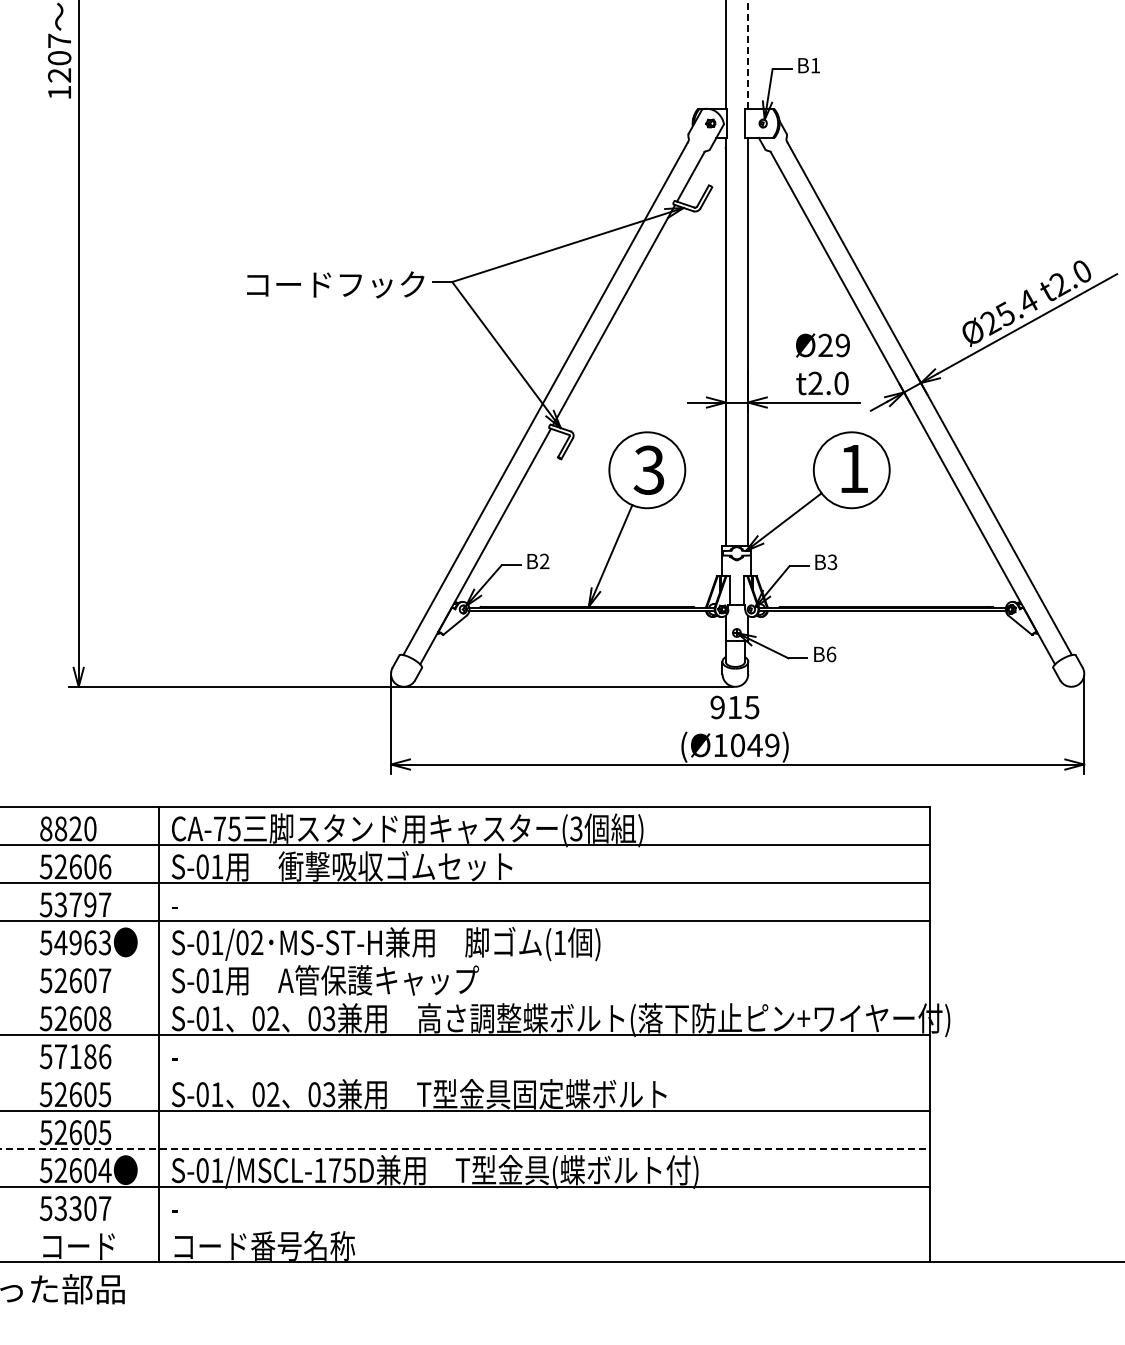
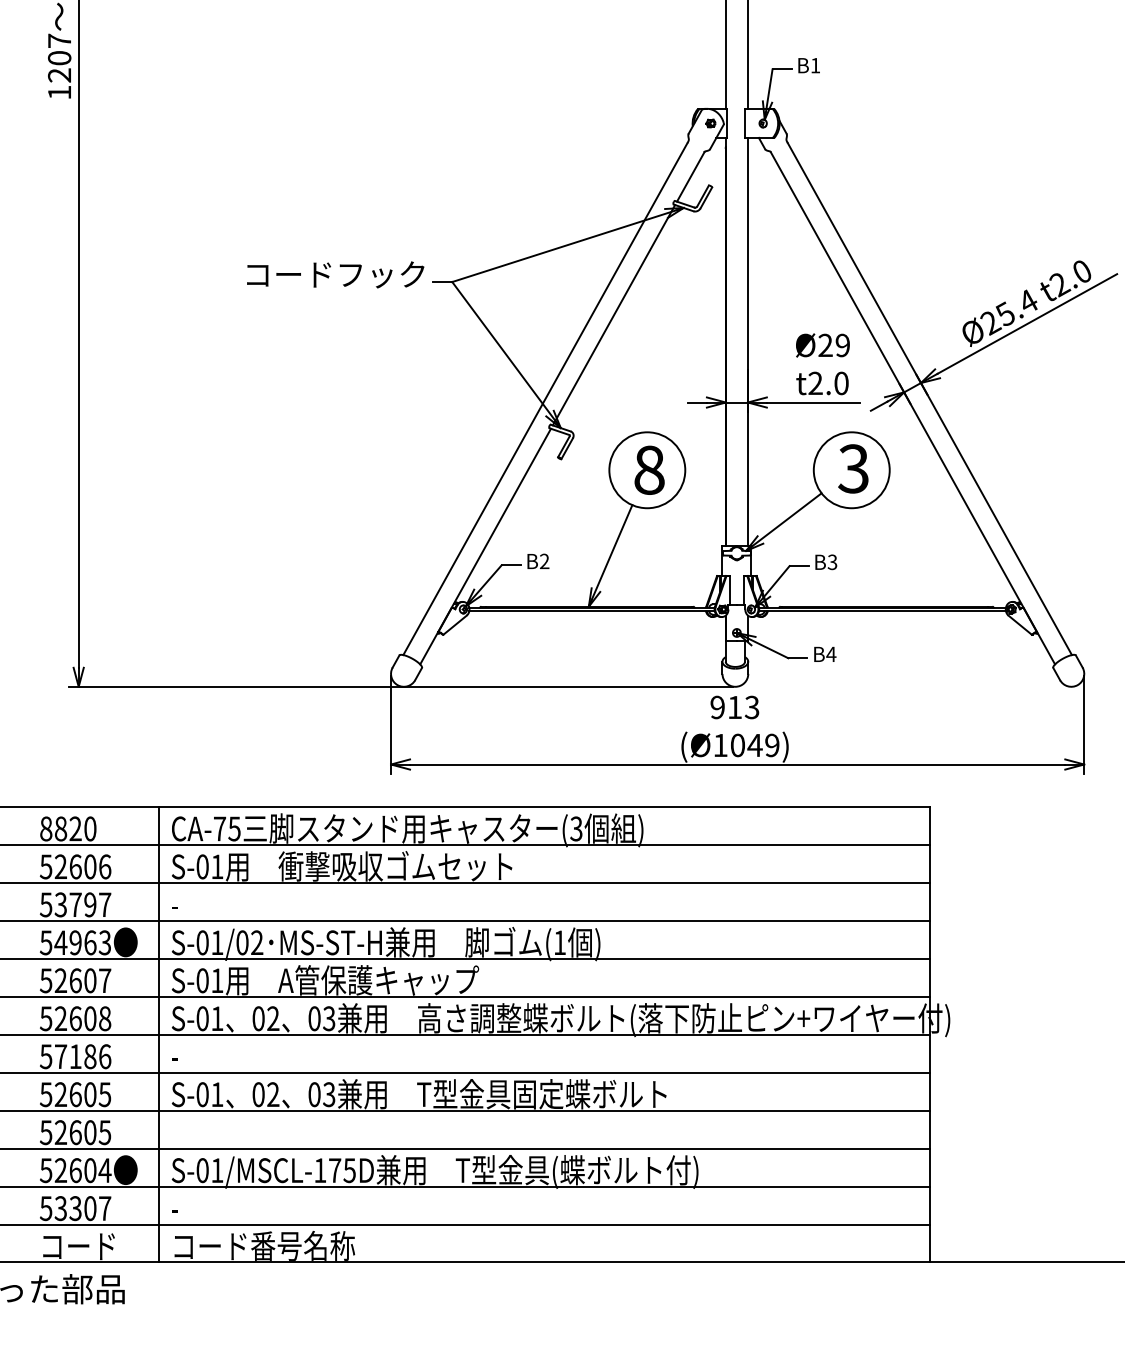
line: dashed -> solid (747, 54)
text position: (335, 284) -> (335, 274) (335, 274)
text: 1 -> 3 (853, 468)
text: 3 -> 8 (648, 469)
text: B6 -> B4 (831, 654)
text: 915 -> 913 (752, 706)
line: none -> present (465, 958)
line: none -> present (465, 996)
line: none -> present (465, 1072)
line: dashed -> solid (465, 1148)
line: none -> present (465, 1224)
